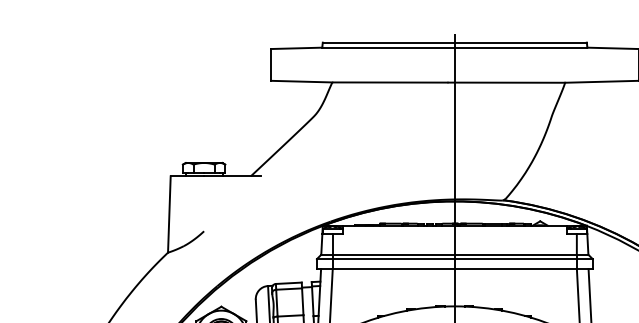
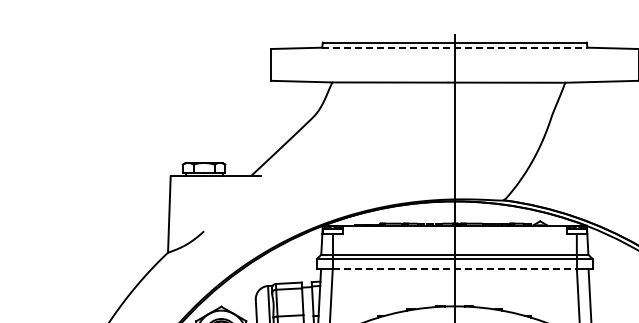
line: solid -> dashed (454, 47)
line: solid -> dashed (455, 269)
